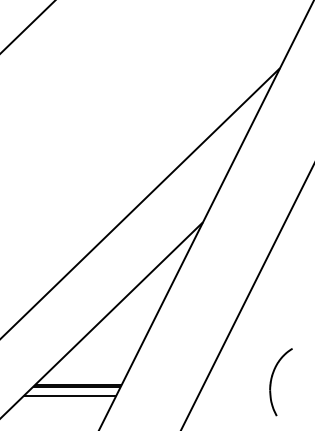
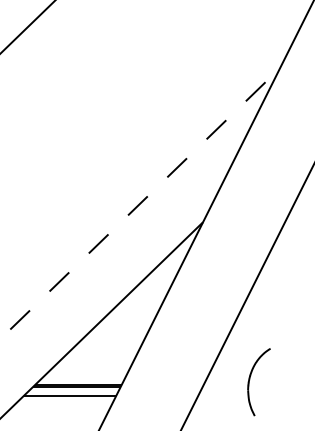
line: solid -> dashed (140, 203)
part position: (272, 379) -> (250, 379) (250, 379)
